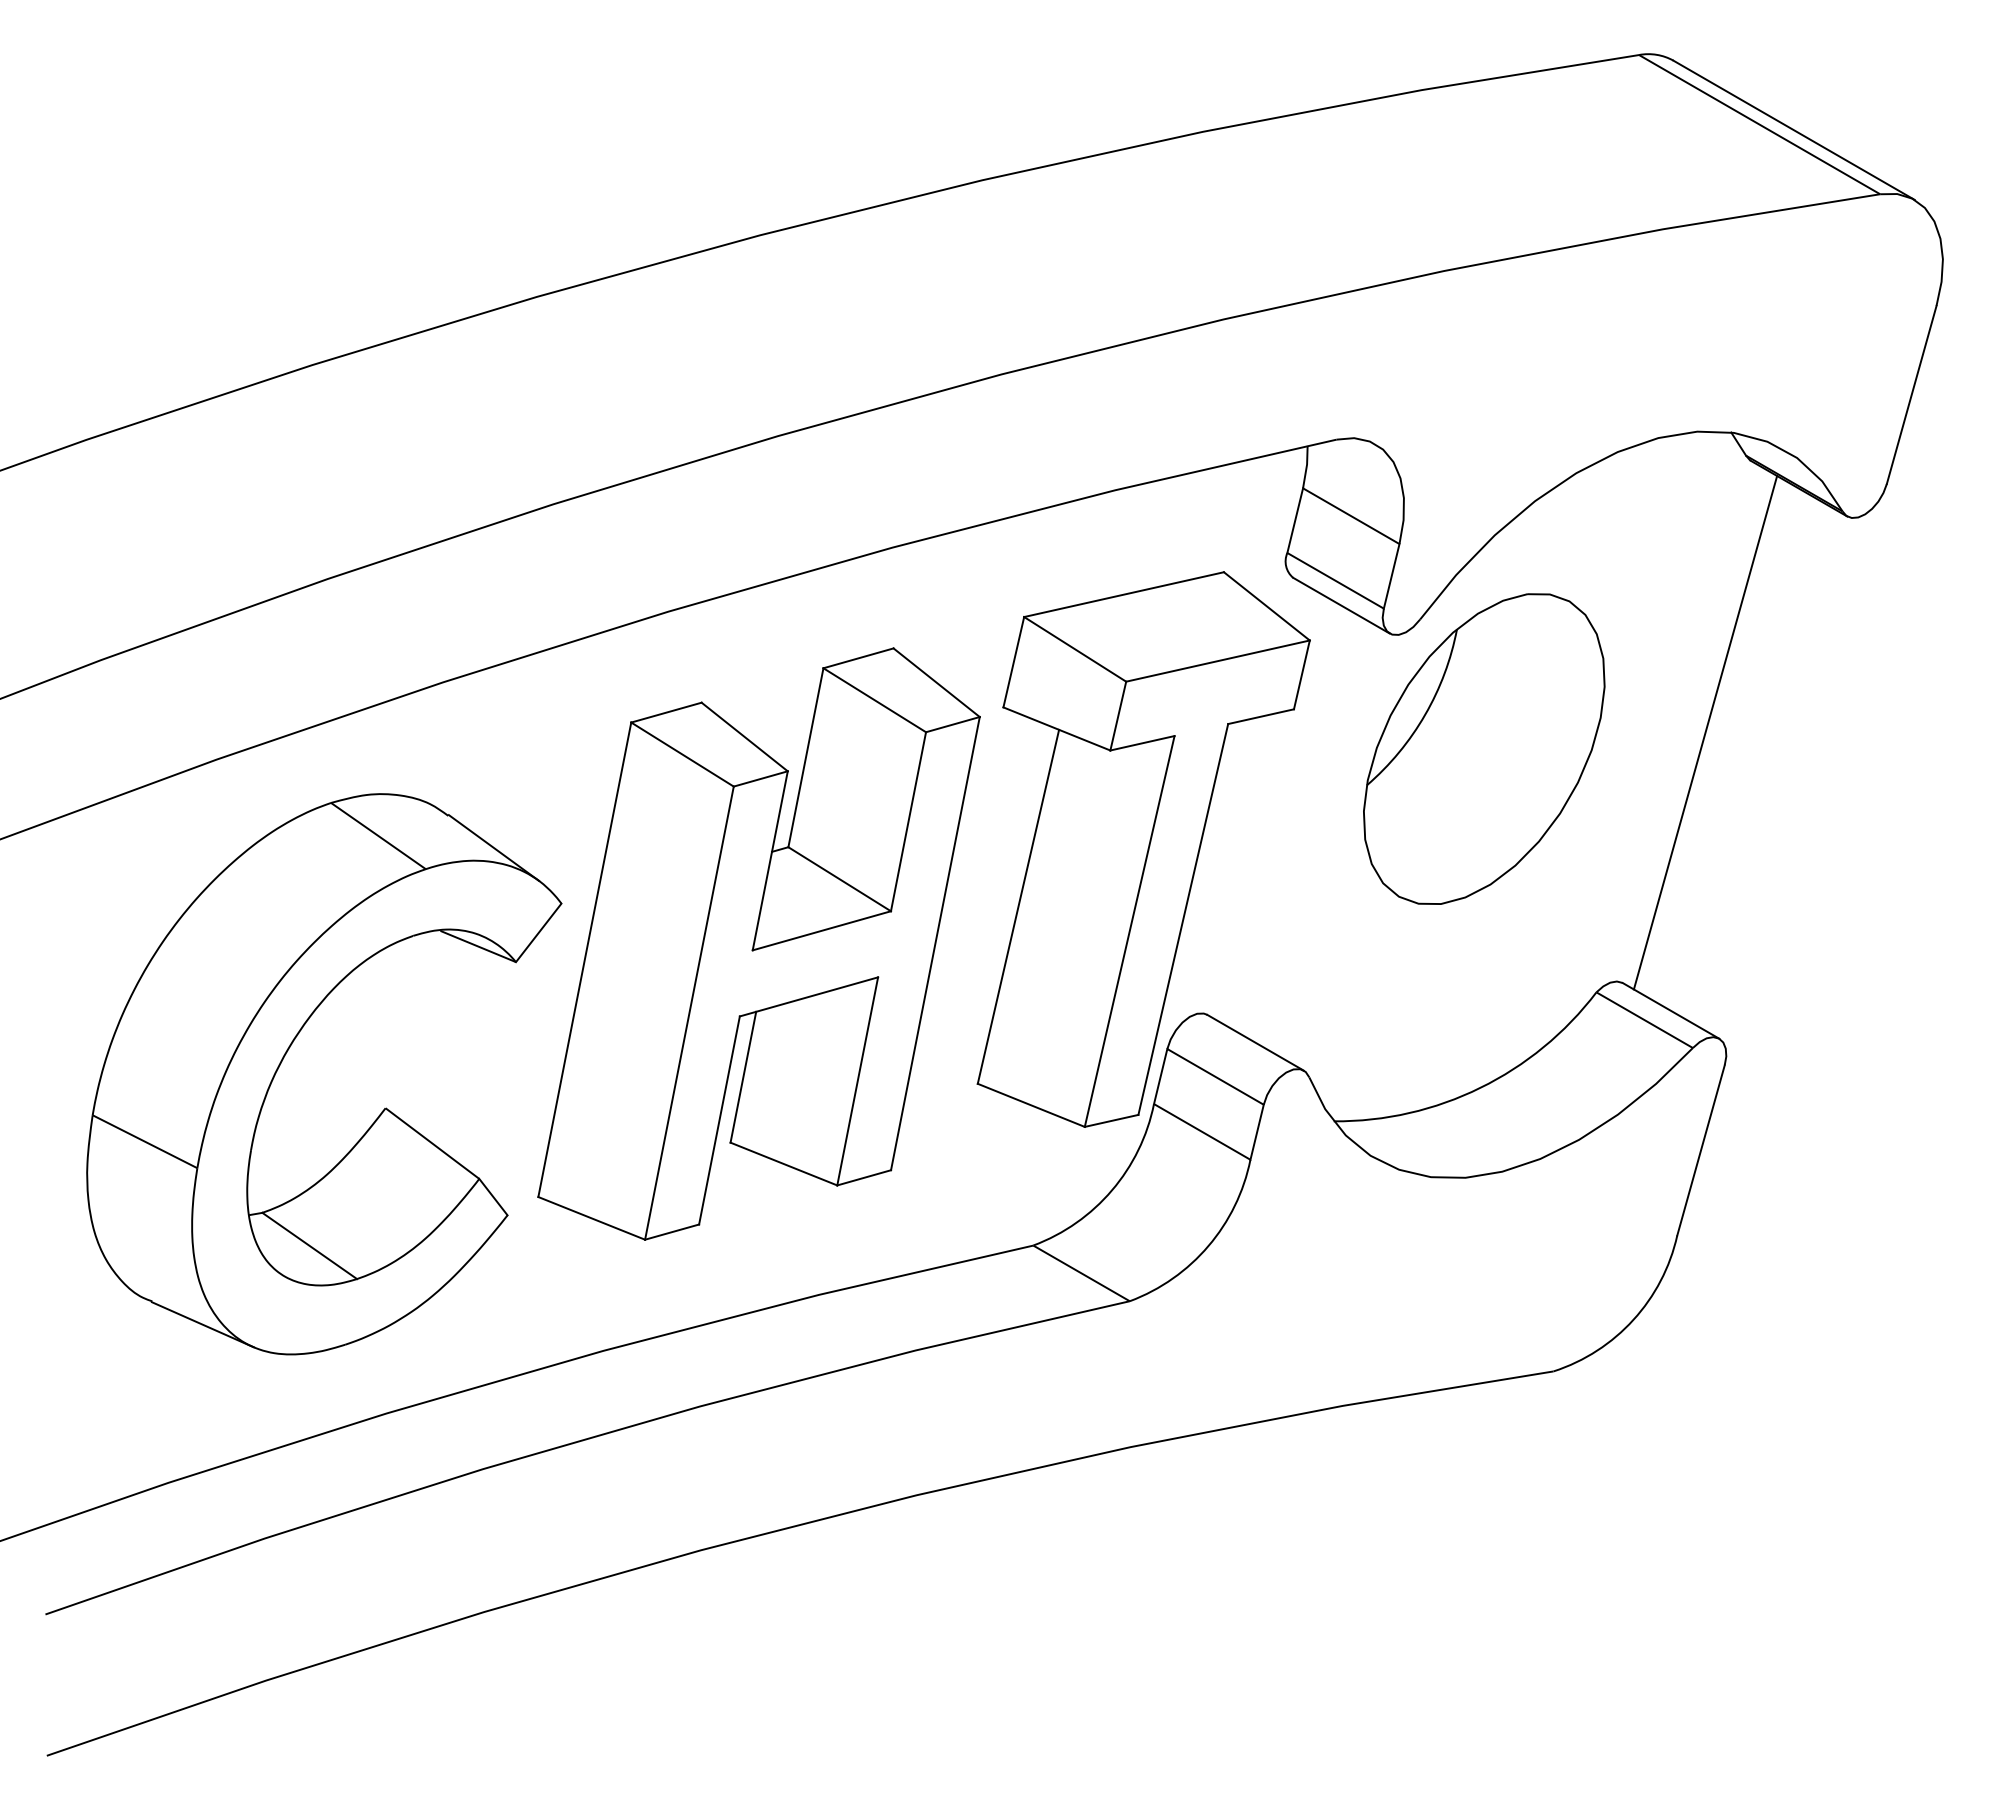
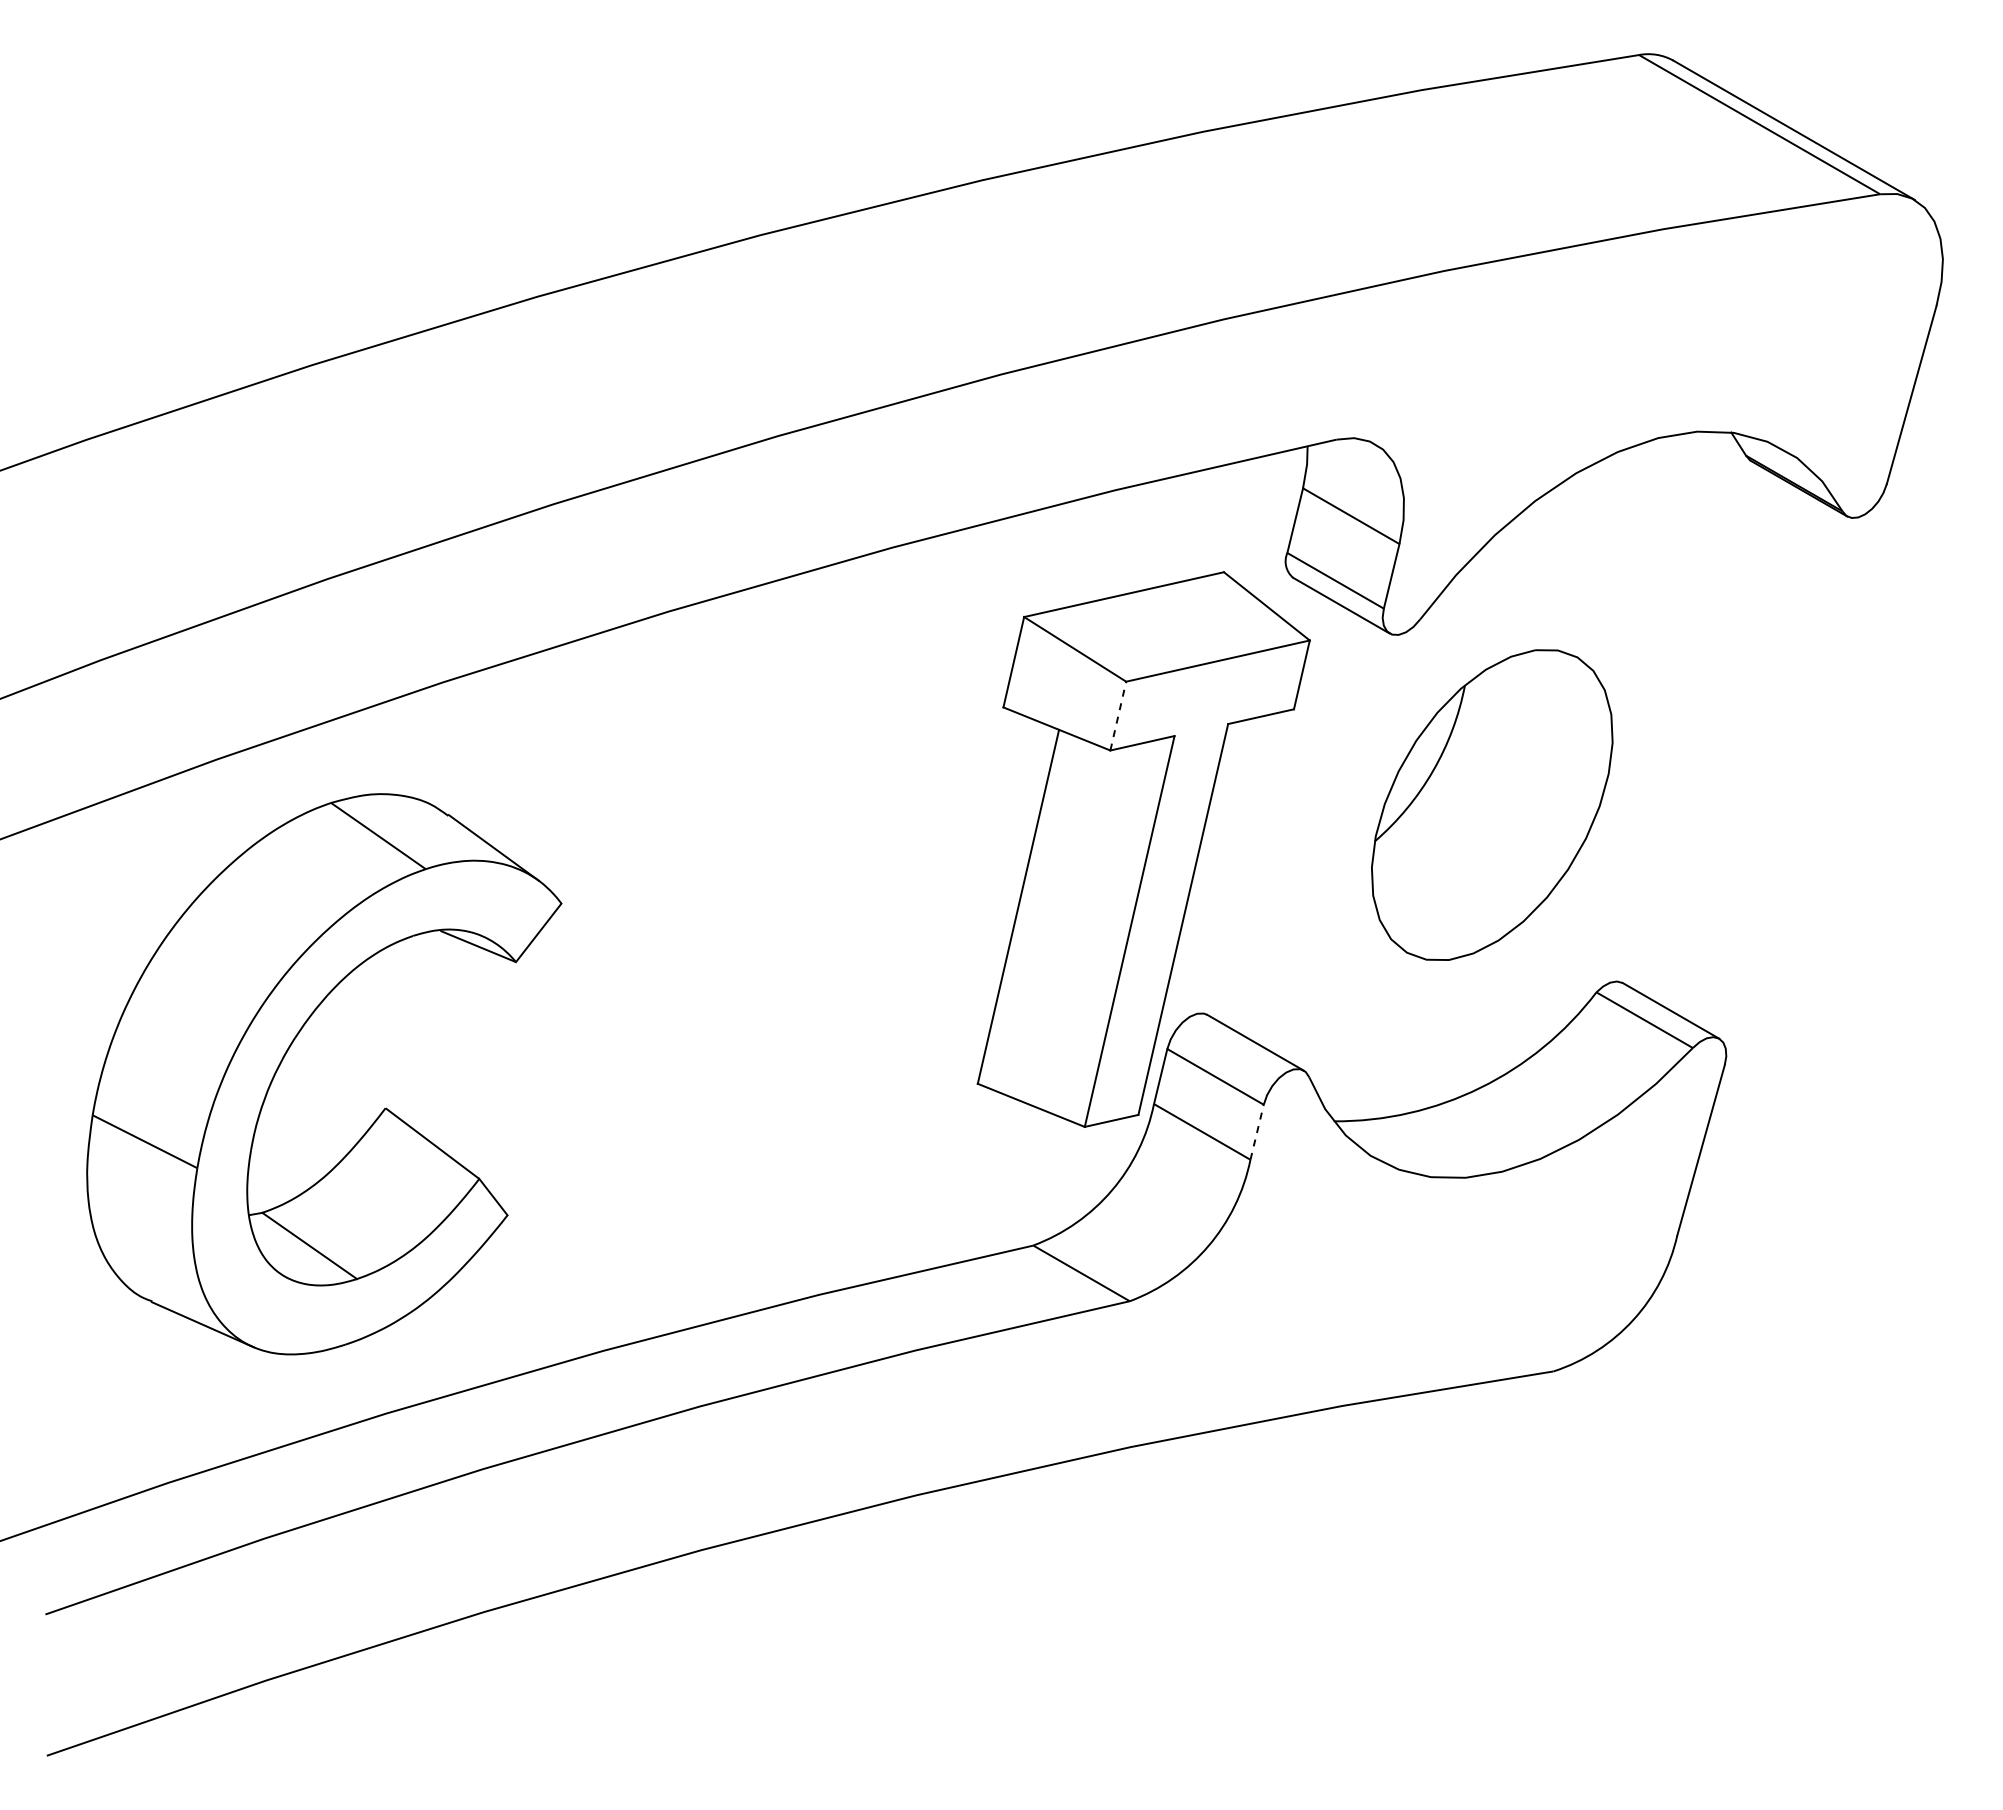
line: solid -> dashed (1118, 715)
line: present -> none (1705, 732)
part position: (1484, 748) -> (1492, 804) (1492, 804)
part: present -> none (758, 943)
line: solid -> dashed (1257, 1131)
